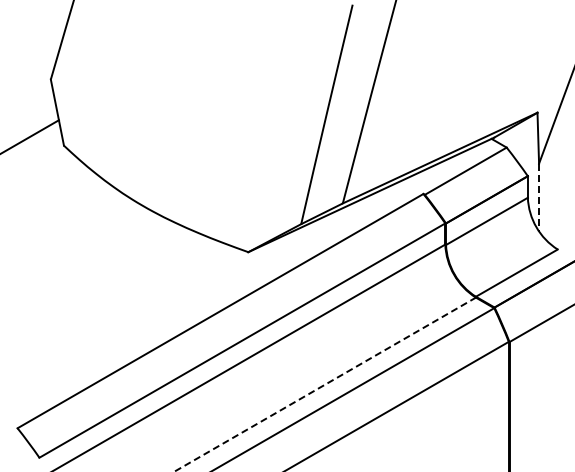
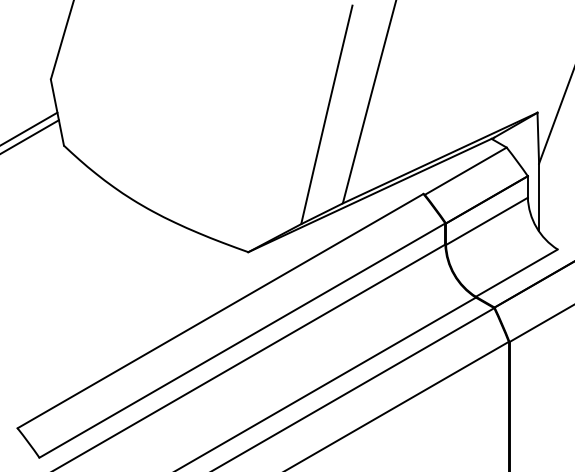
line: none -> present (29, 128)
line: dashed -> solid (539, 197)
line: dashed -> solid (325, 384)
